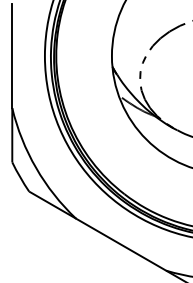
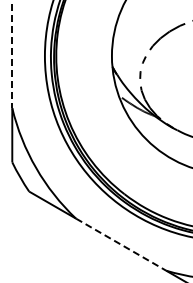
line: solid -> dashed (12, 56)
line: solid -> dashed (121, 244)
